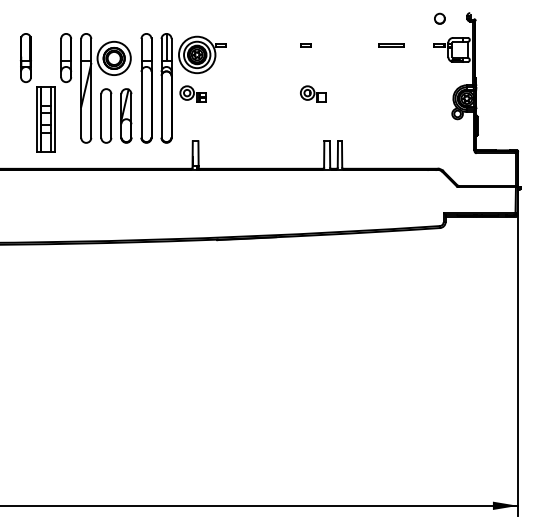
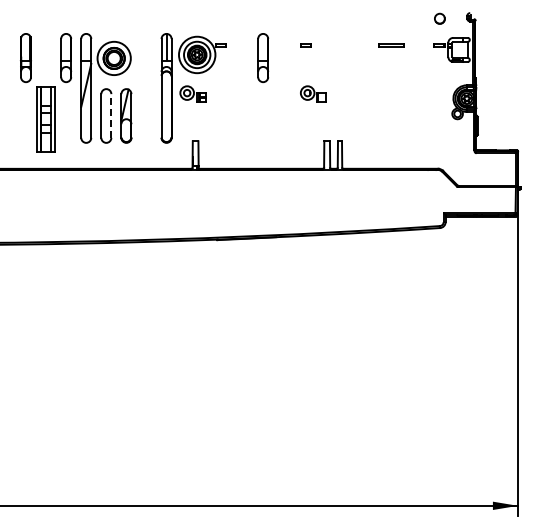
part: none -> present (263, 57)
part: present -> none (146, 88)
line: solid -> dashed (111, 116)
